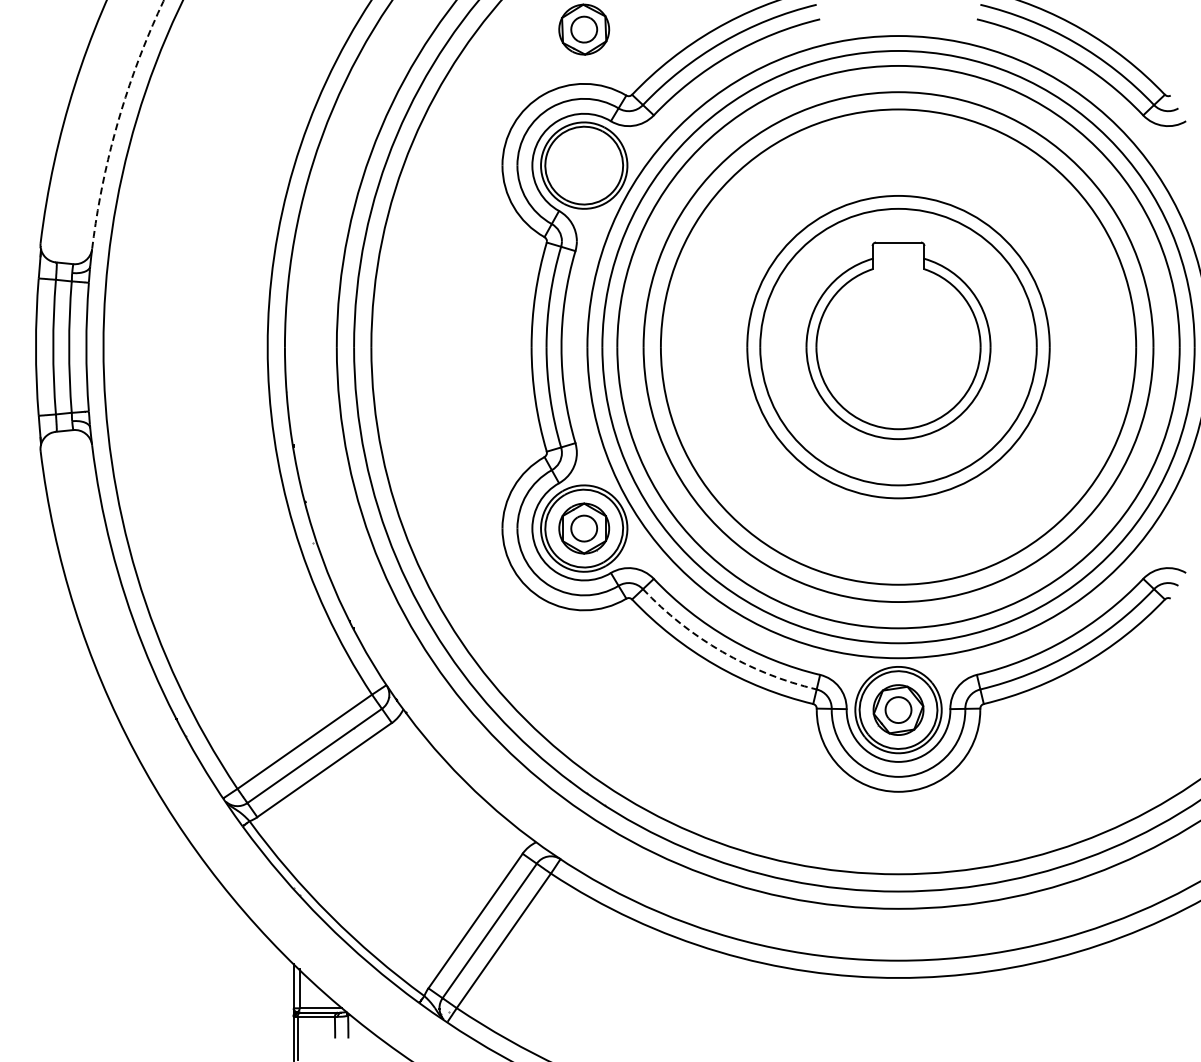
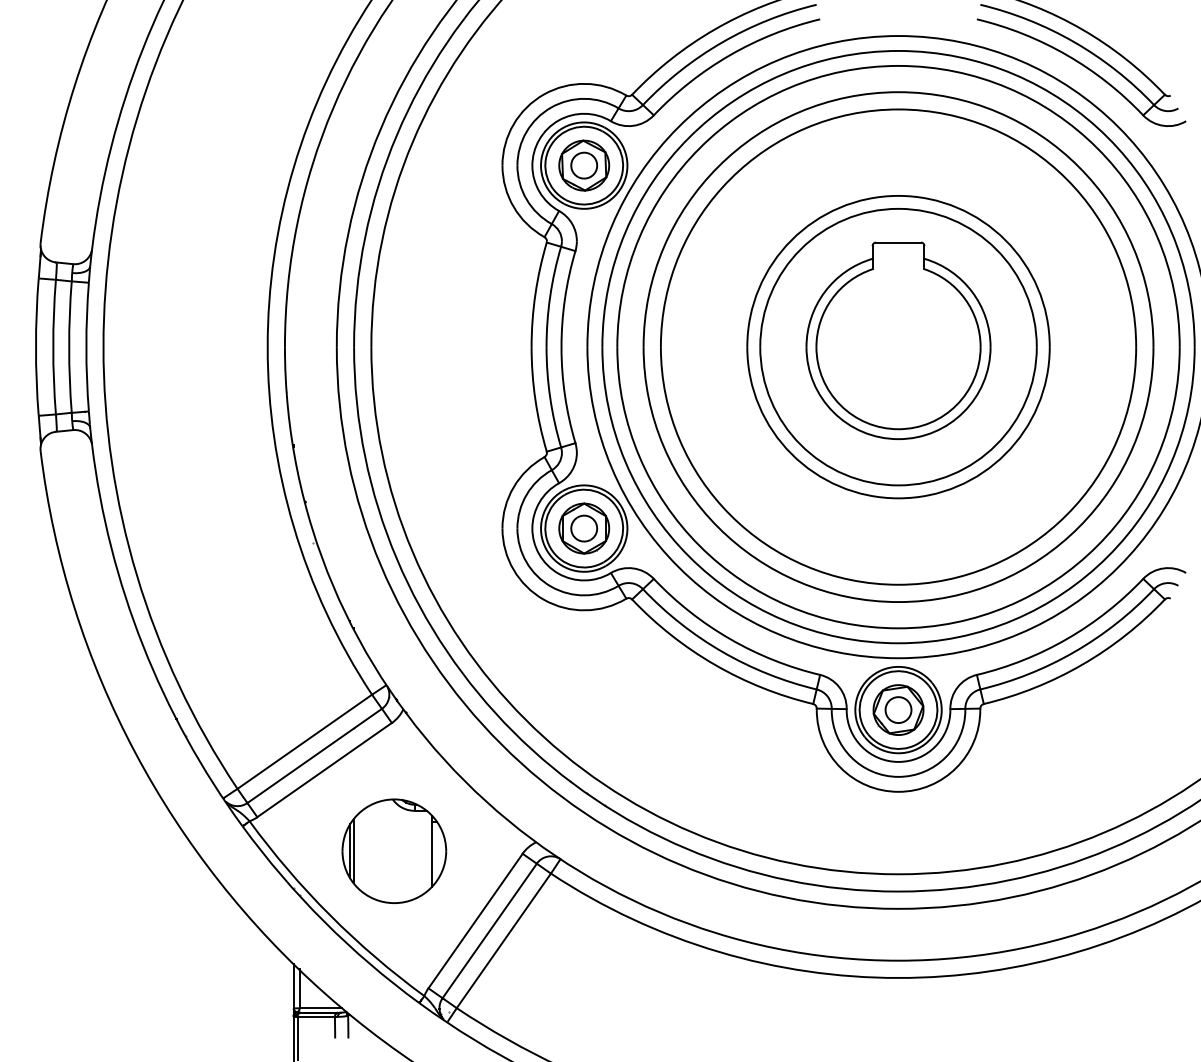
part position: (584, 29) -> (584, 165) (584, 165)
arc: dashed -> solid (117, 122)
arc: dashed -> solid (722, 651)
part: none -> present (394, 850)
